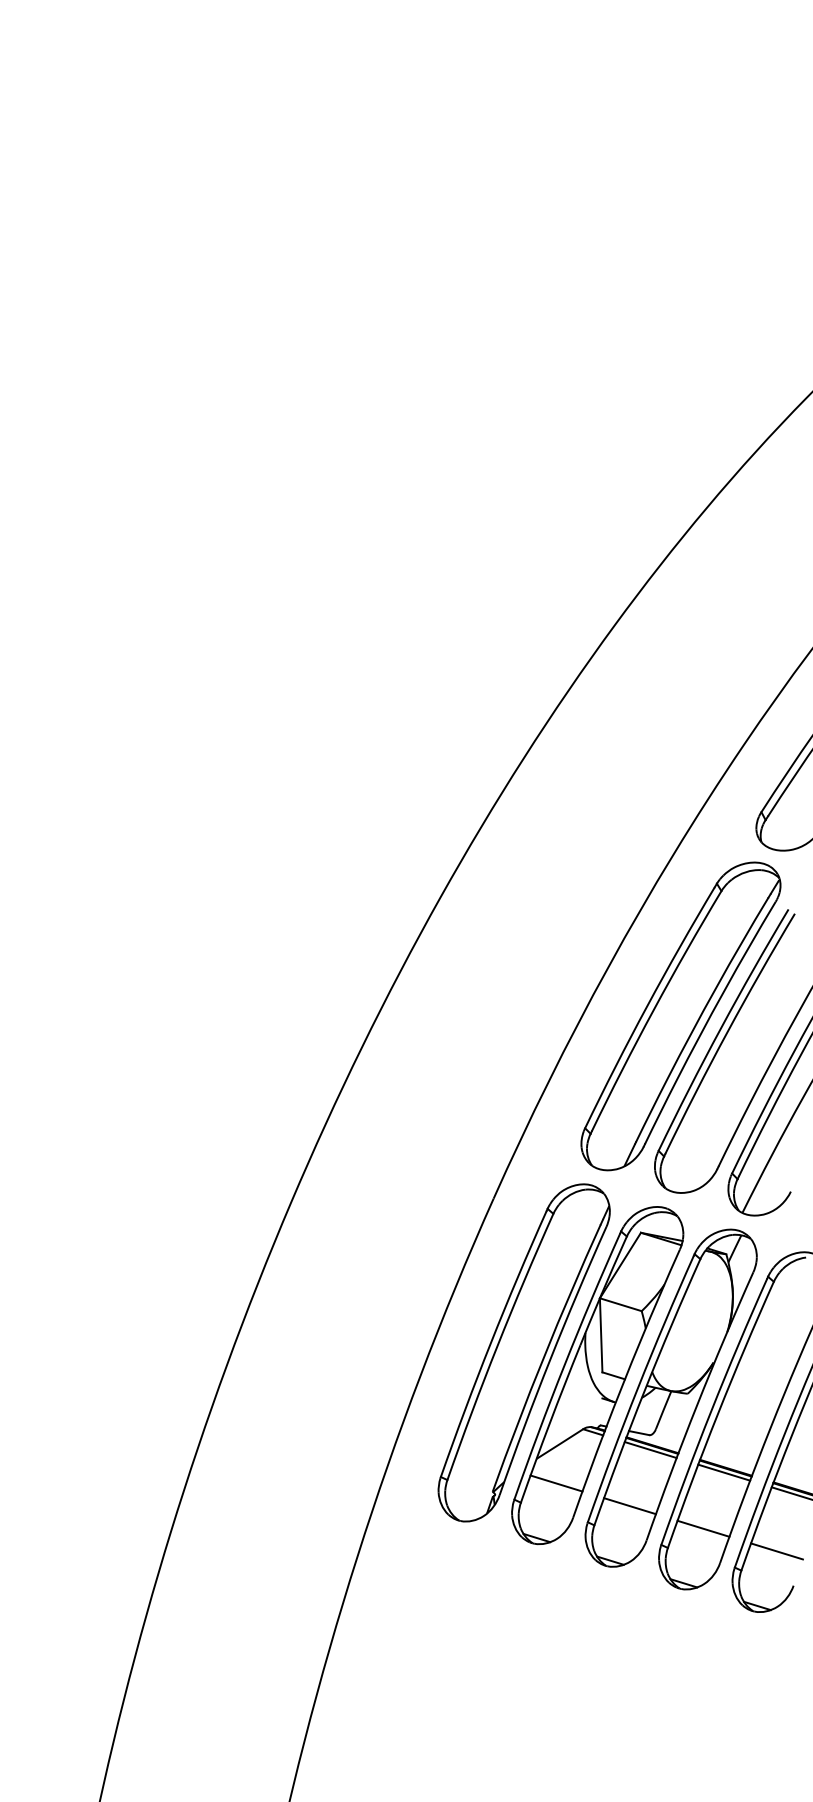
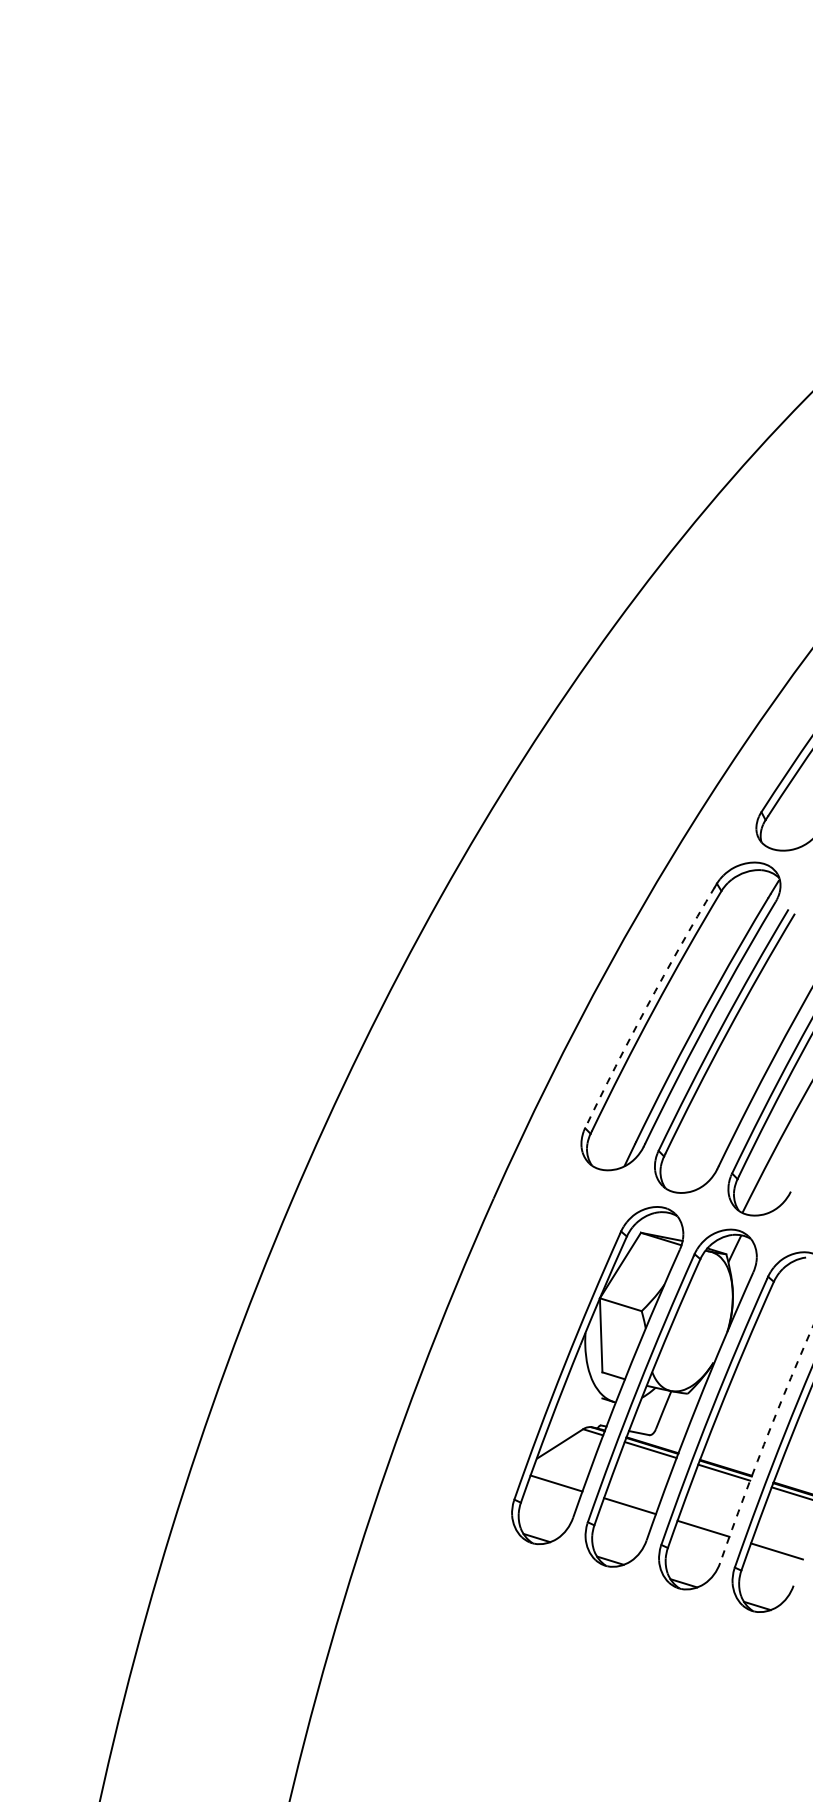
arc: solid -> dashed (647, 1006)
part: present -> none (523, 1352)
arc: solid -> dashed (764, 1444)
